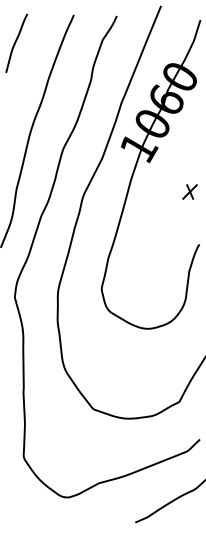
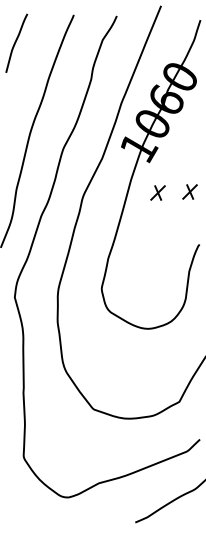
part: none -> present (157, 192)
